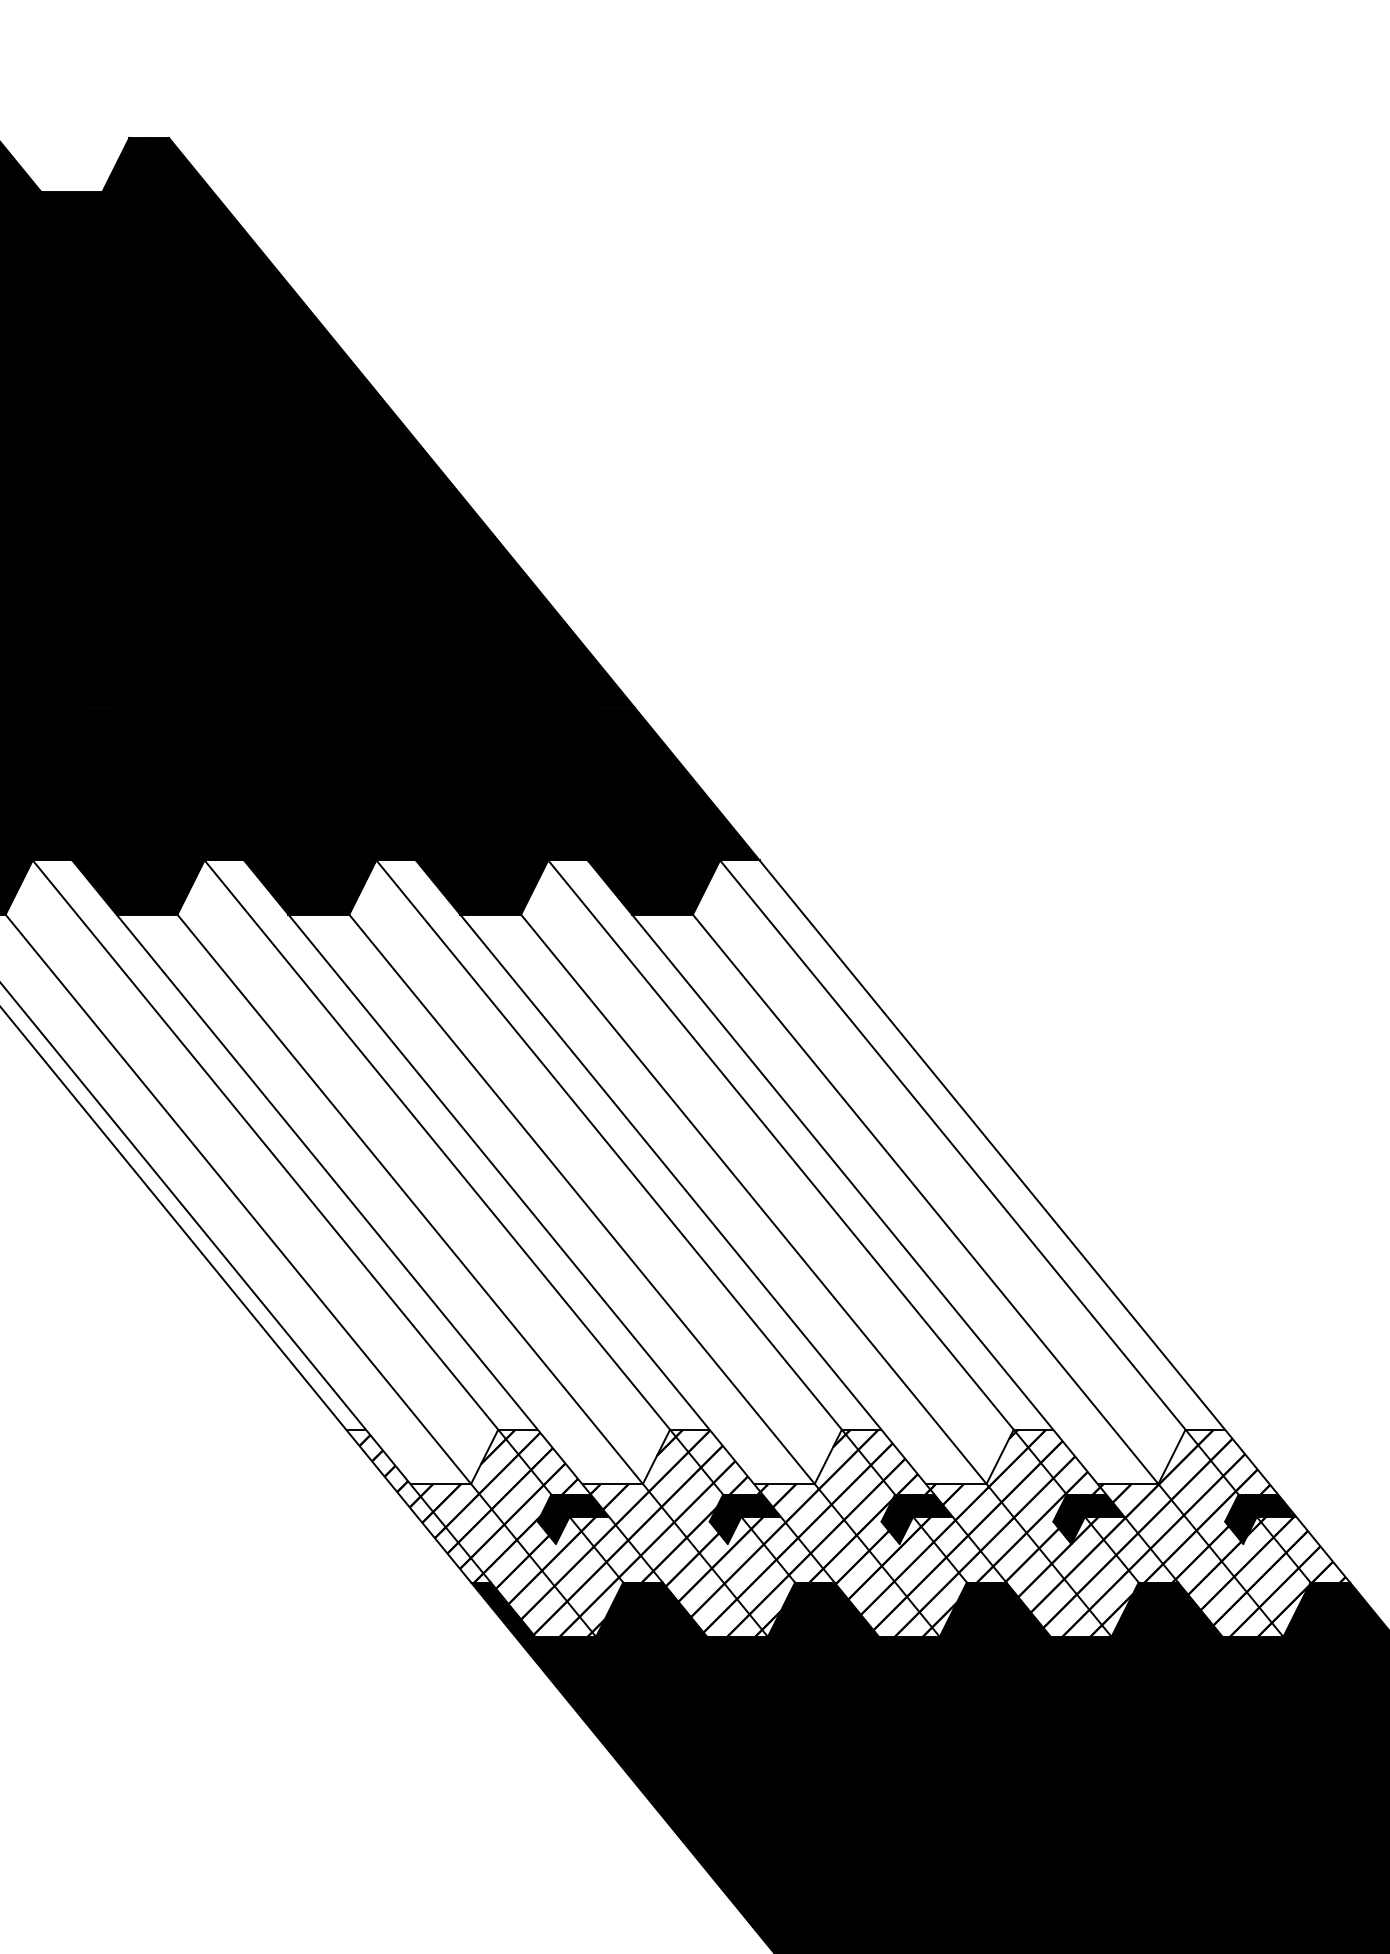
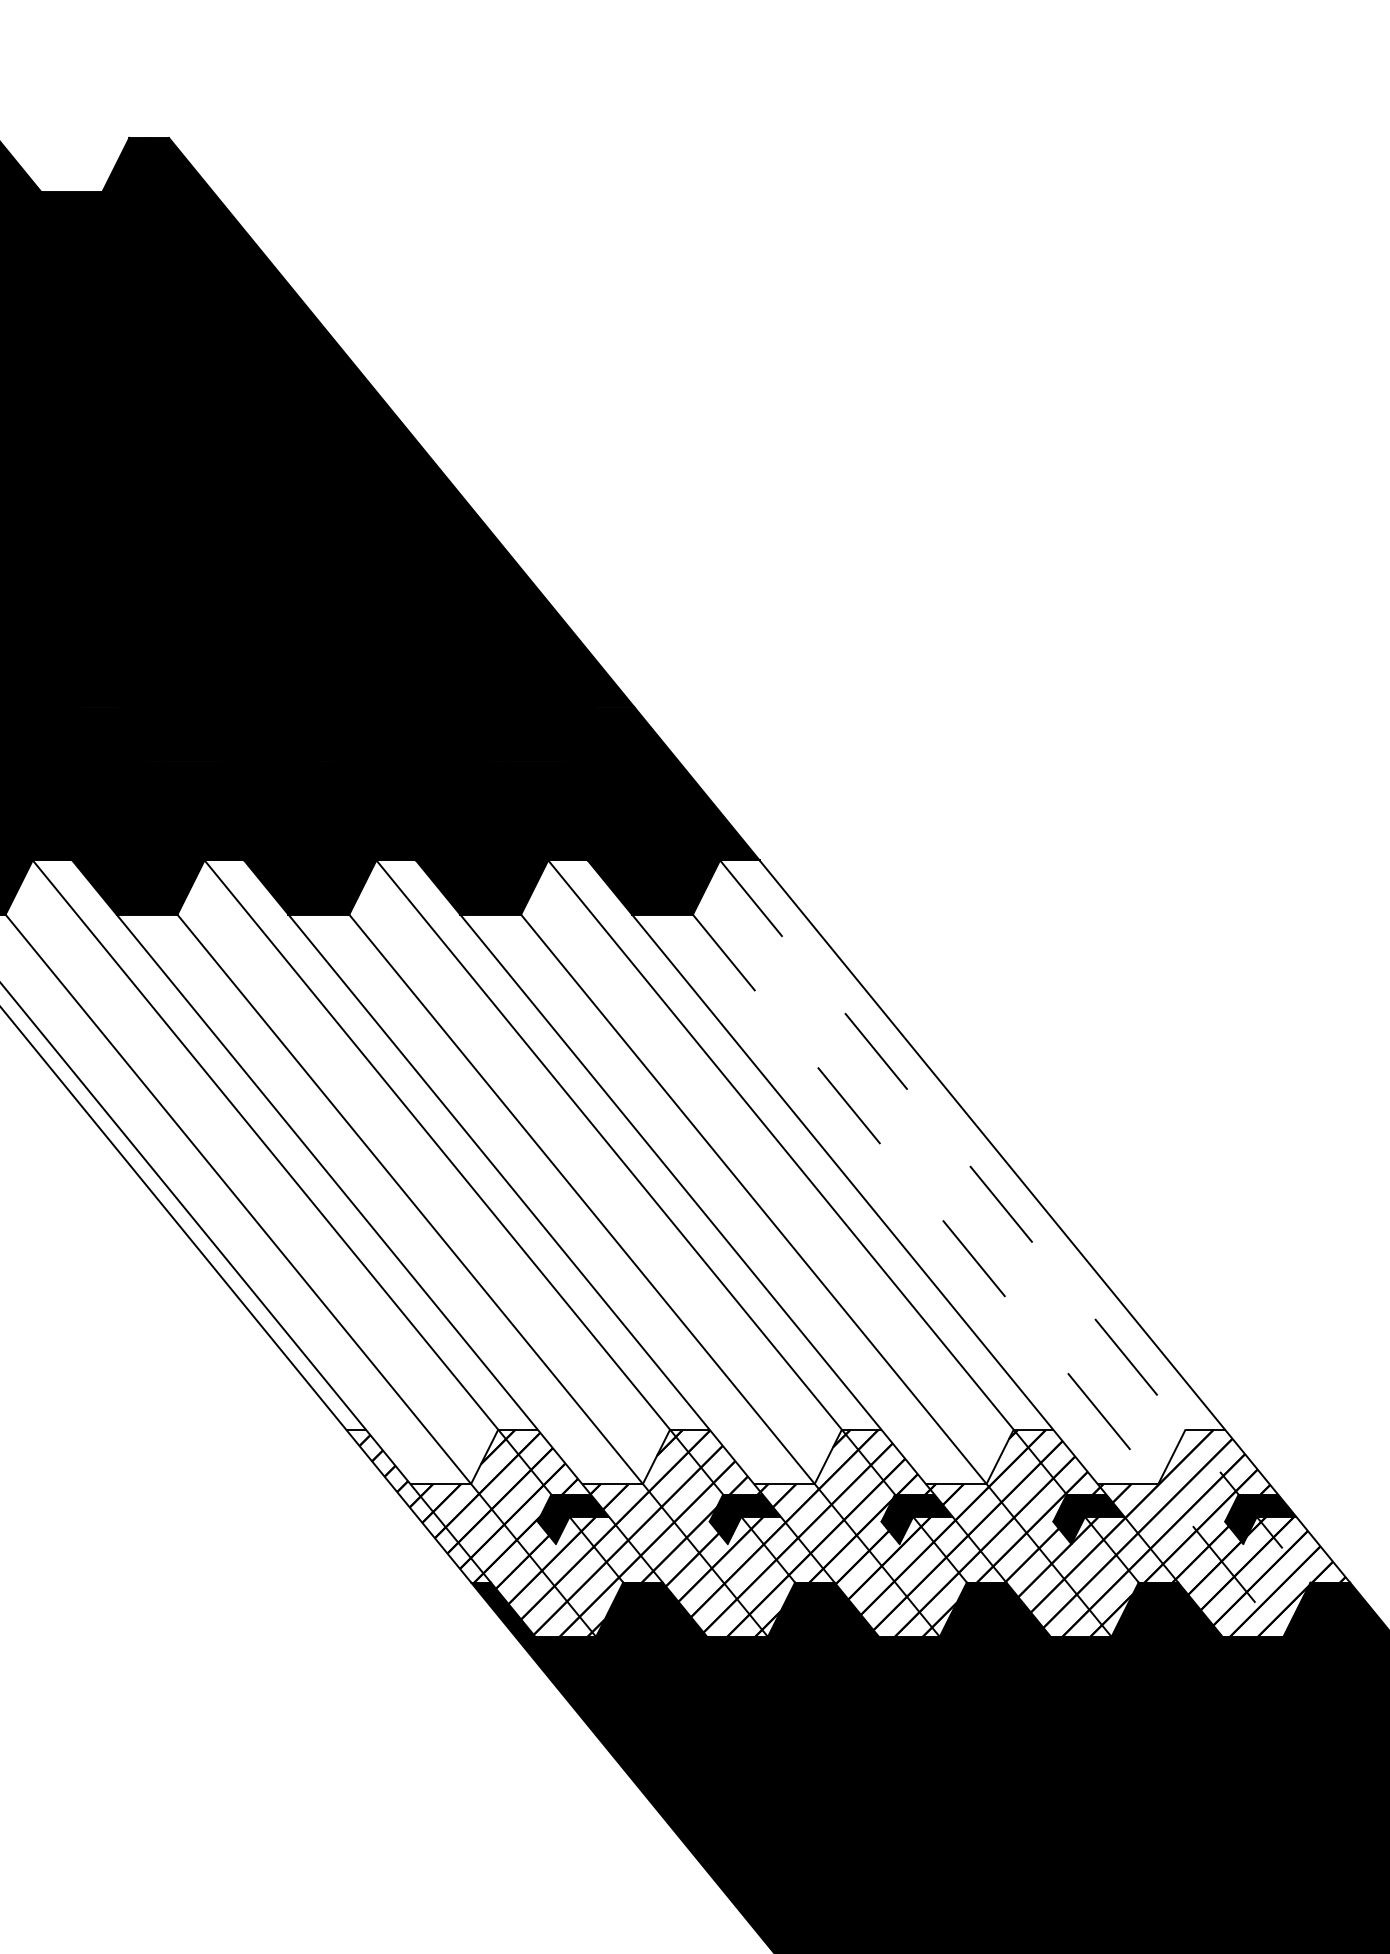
line: solid -> dashed (1015, 1221)
line: solid -> dashed (988, 1276)
